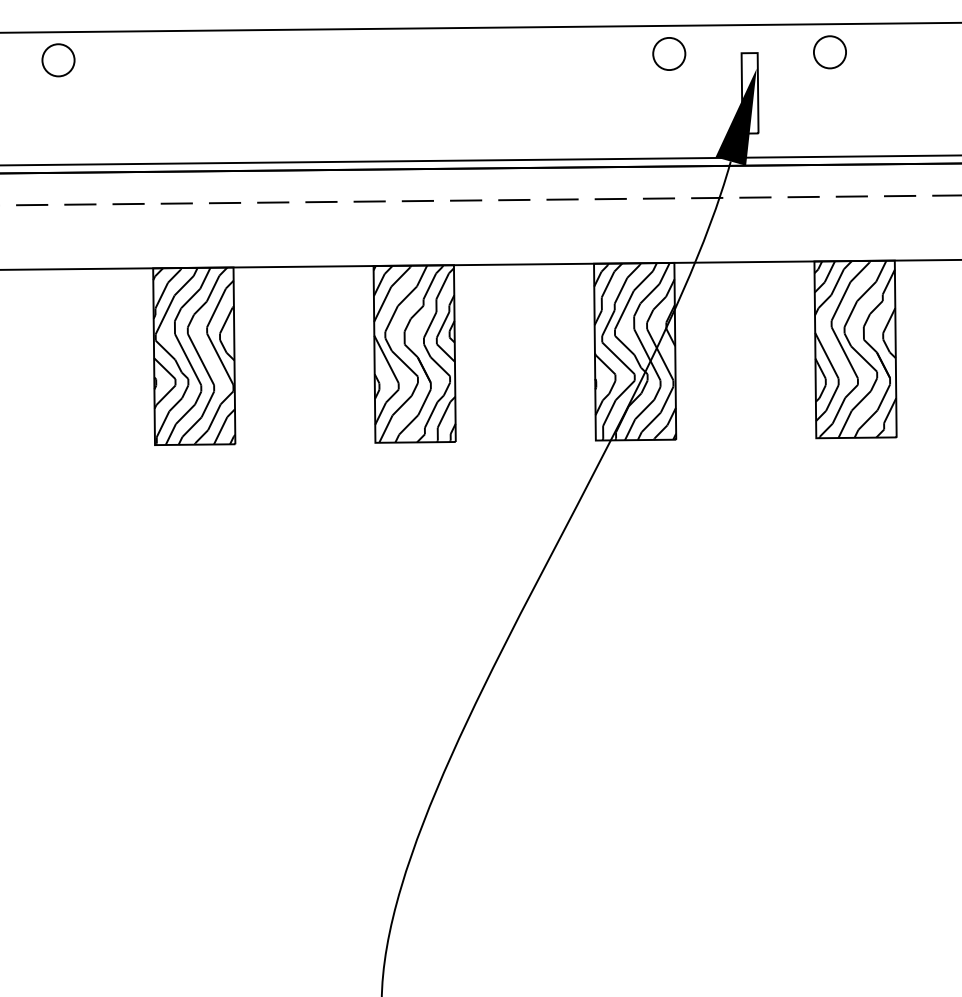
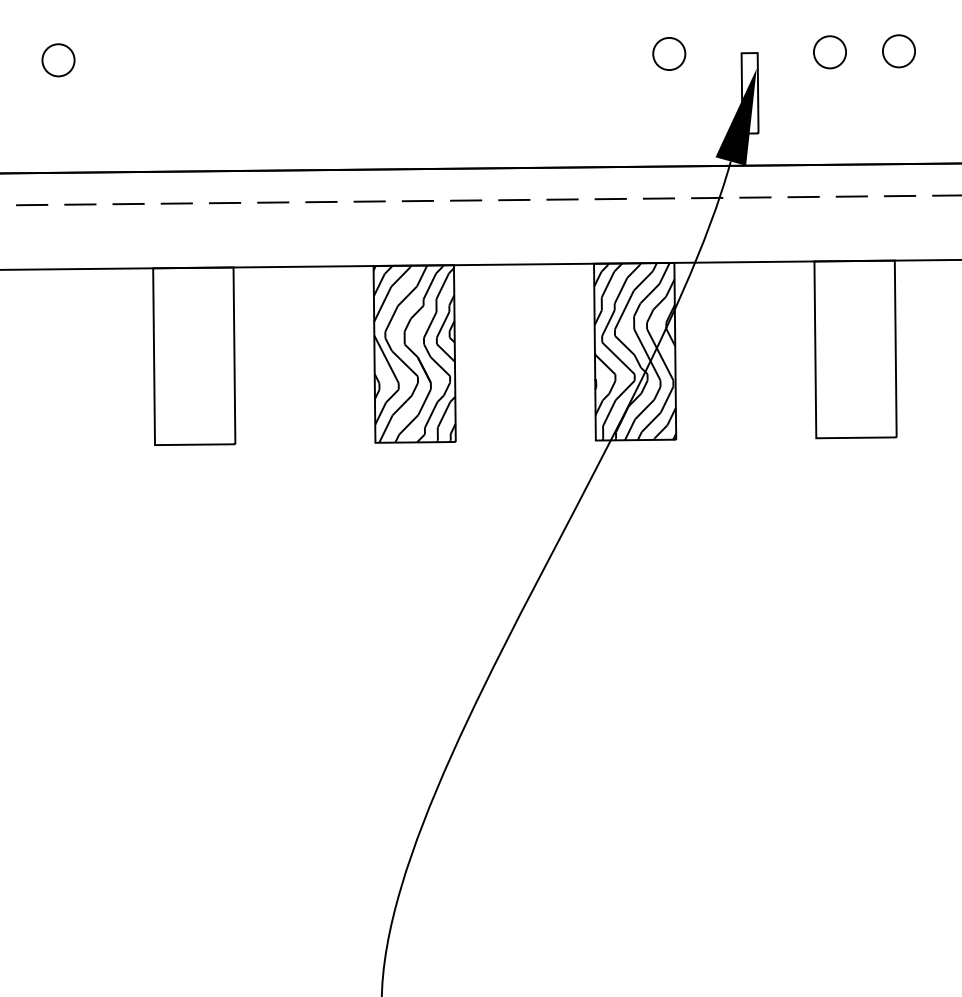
line: present -> none (480, 27)
circle: none -> present (898, 51)
line: present -> none (480, 160)
hatch: present -> none (855, 349)
hatch: present -> none (194, 356)
